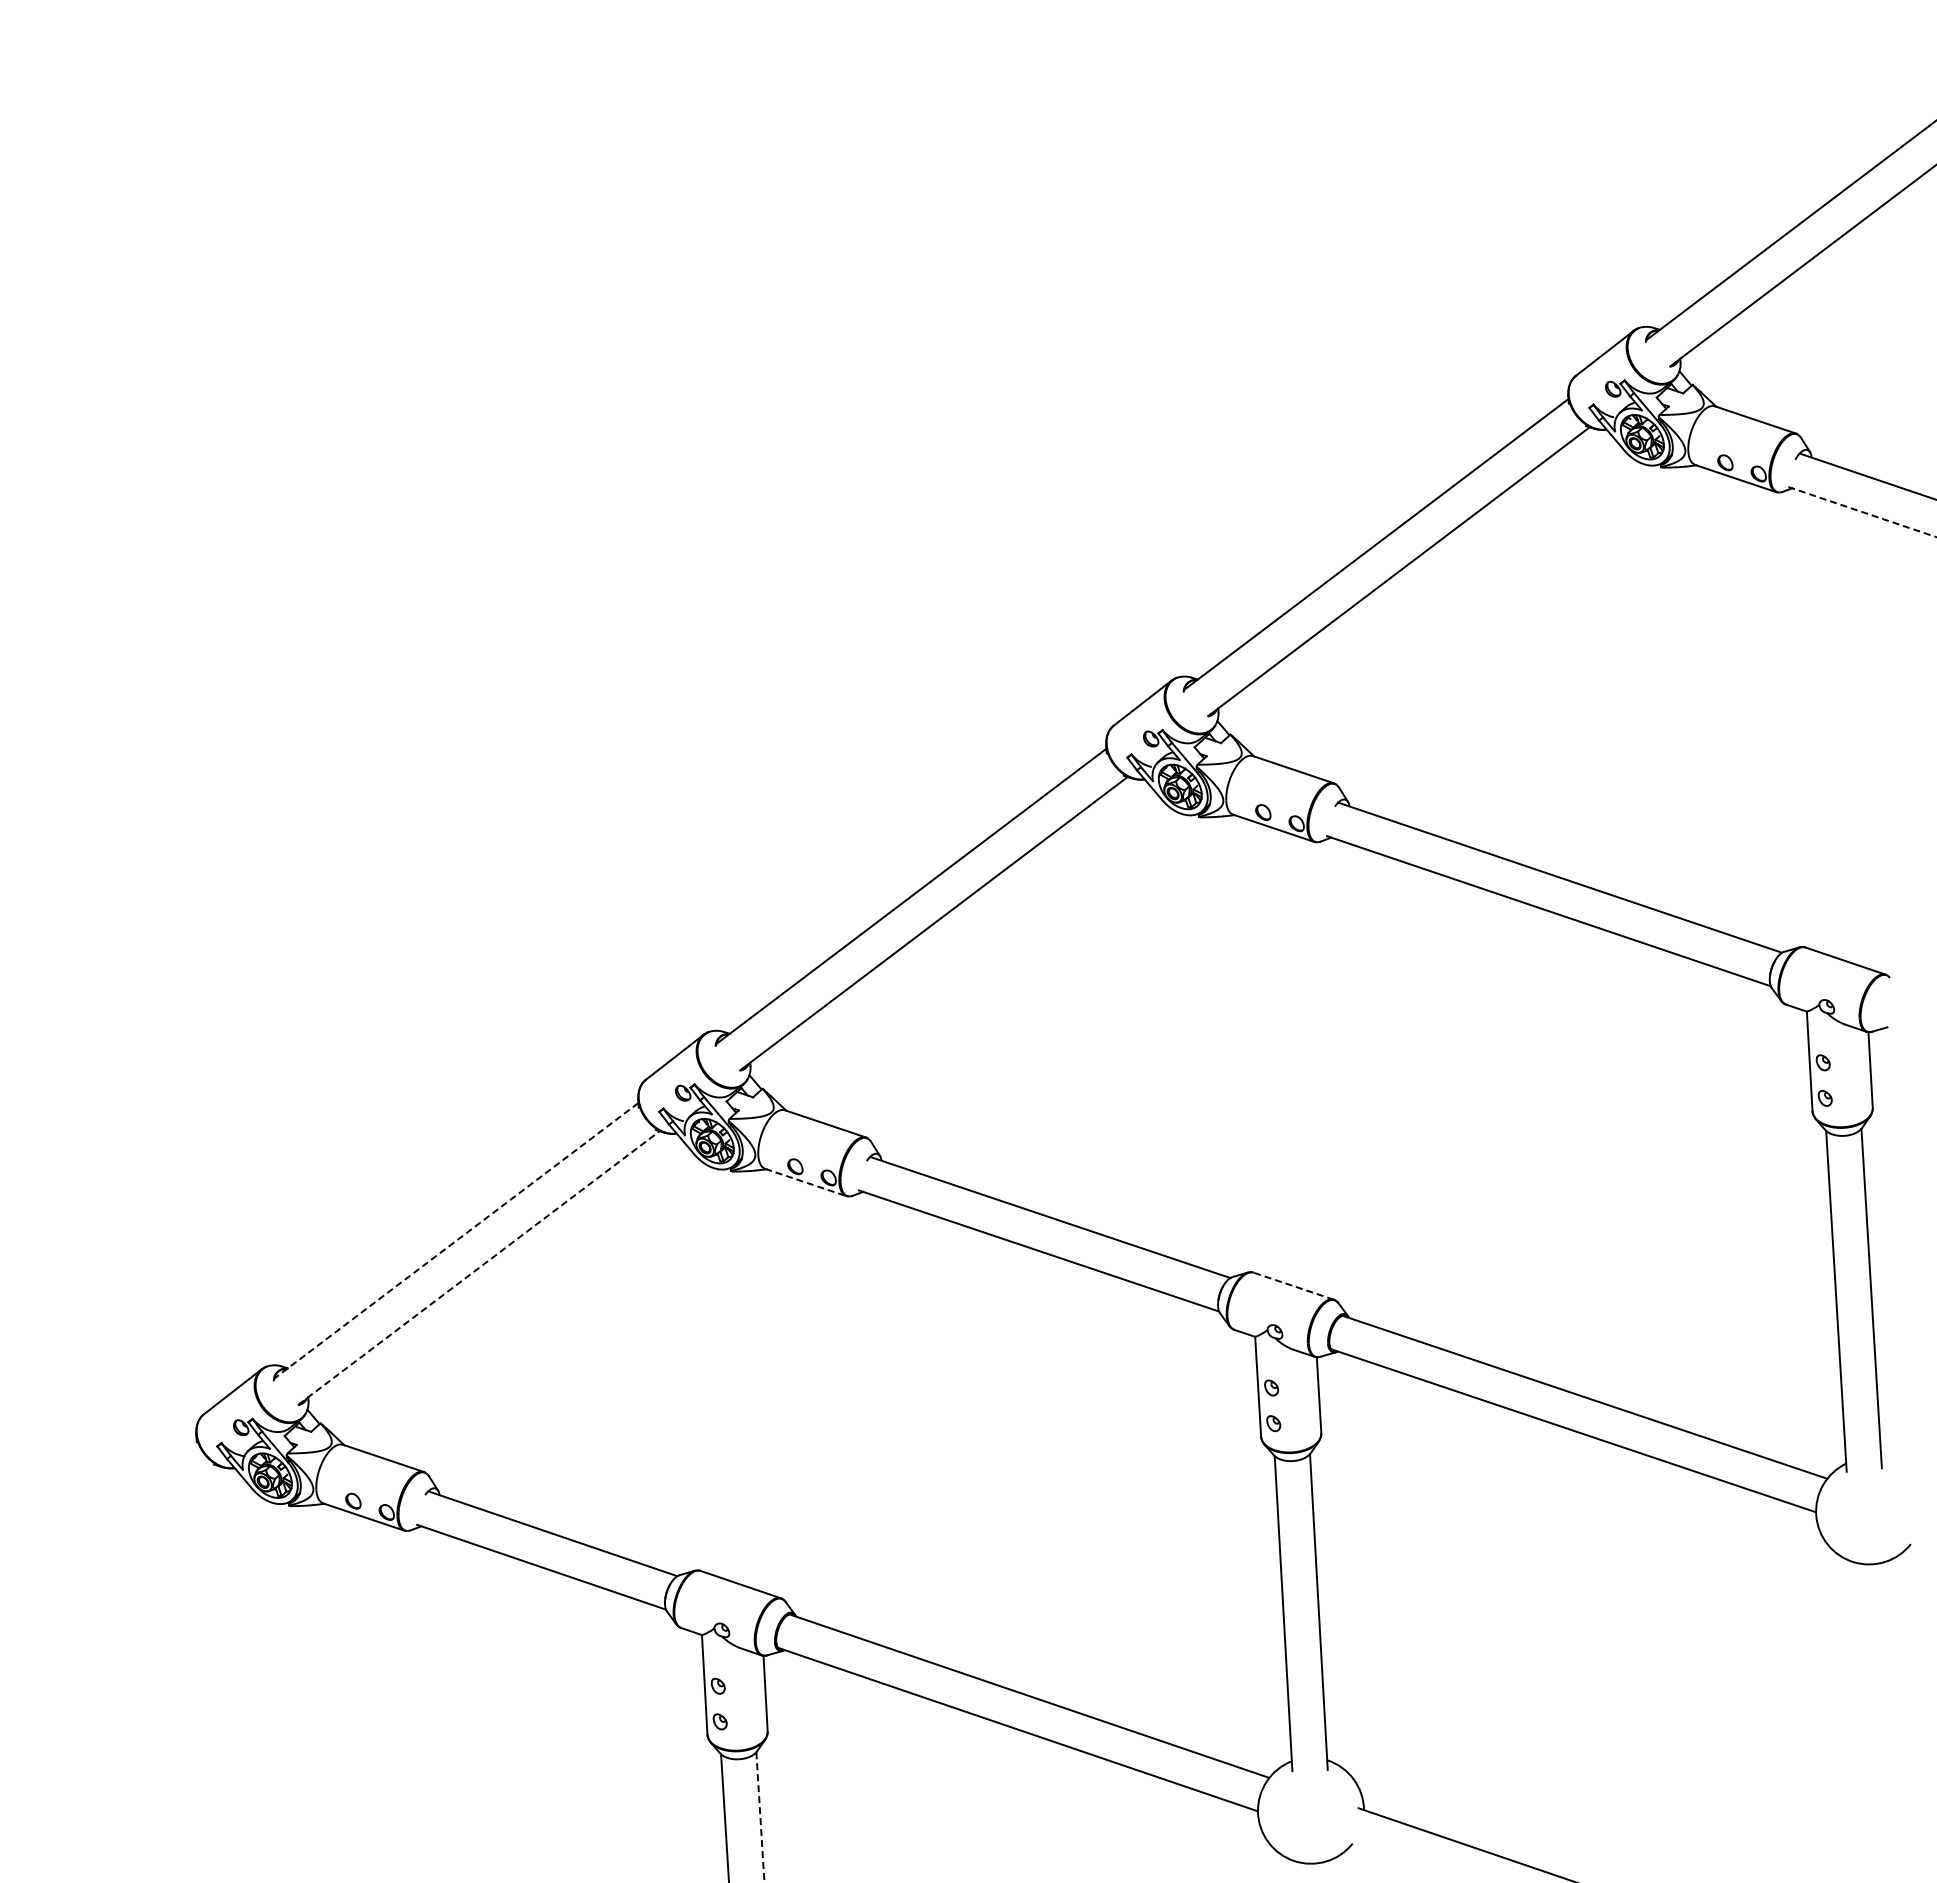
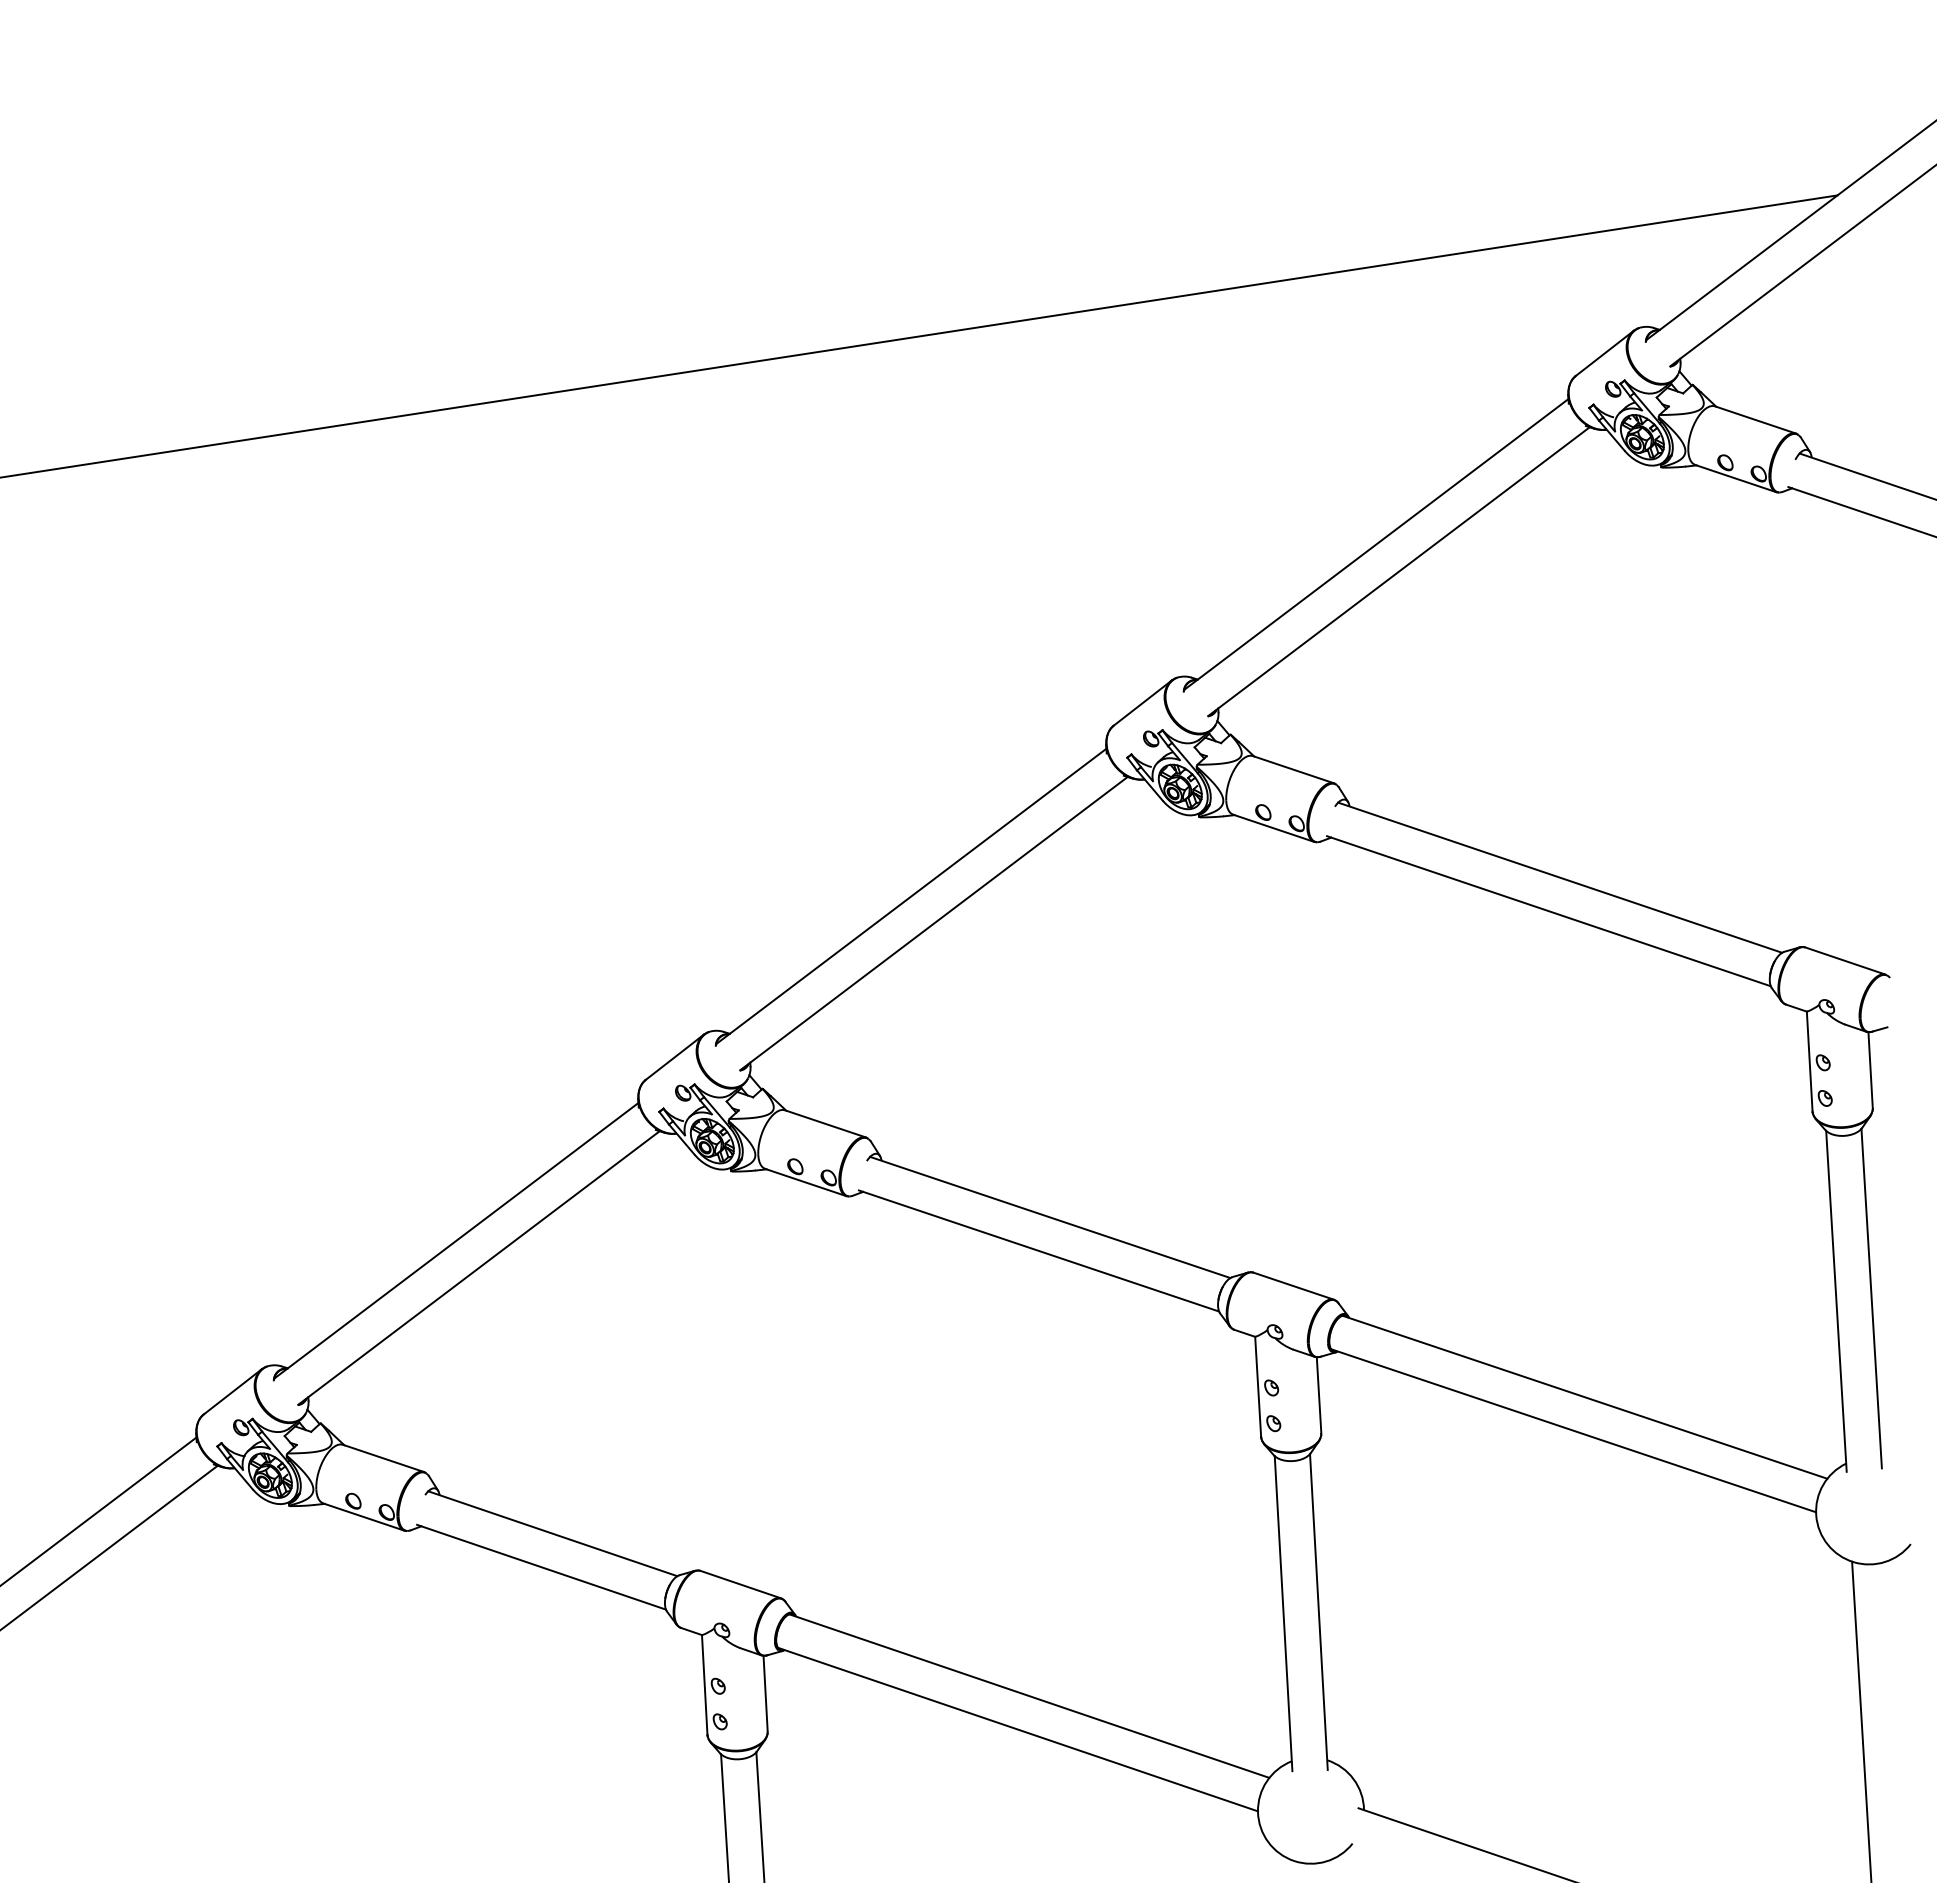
line: none -> present (919, 336)
line: dashed -> solid (1863, 512)
line: dashed -> solid (805, 1182)
line: dashed -> solid (456, 1241)
line: dashed -> solid (479, 1267)
line: dashed -> solid (1293, 1286)
line: none -> present (99, 1510)
line: none -> present (109, 1546)
line: none -> present (1861, 1720)
line: dashed -> solid (760, 1817)
